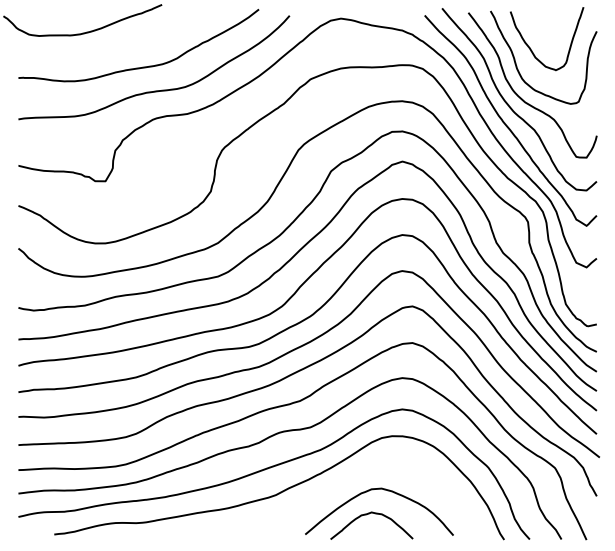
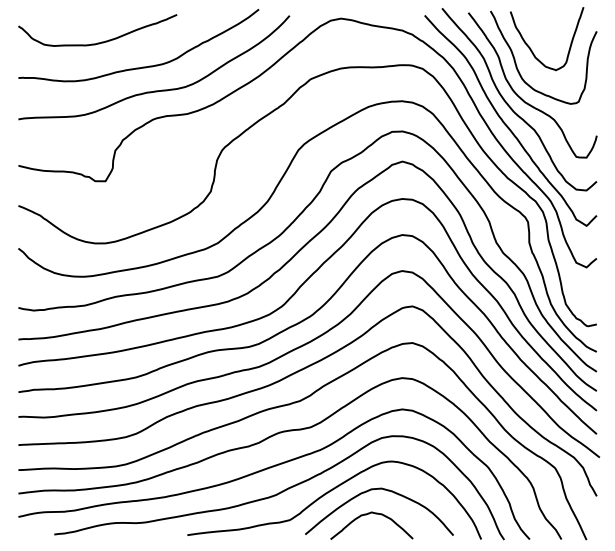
curve position: (86, 31) -> (101, 41) (101, 41)
curve: none -> present (328, 493)
